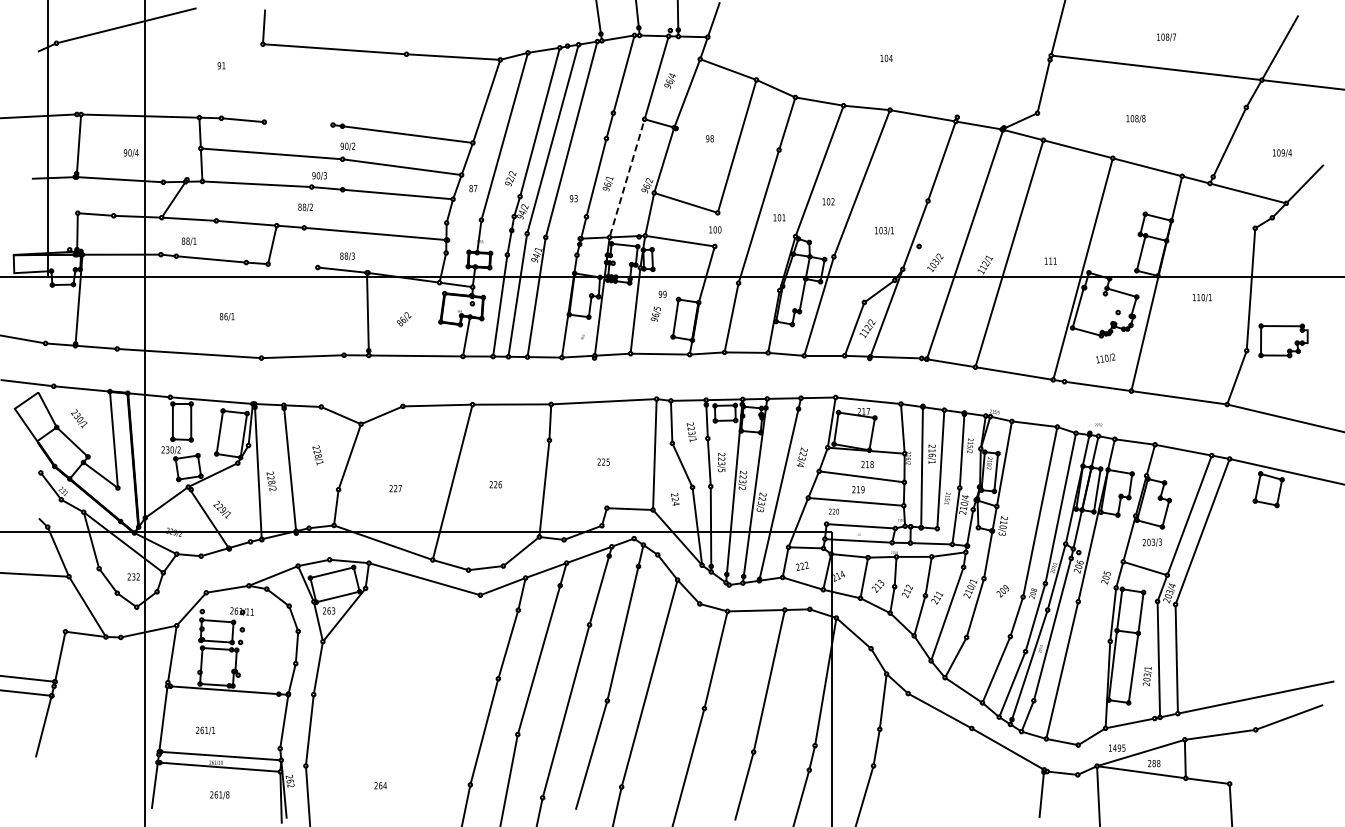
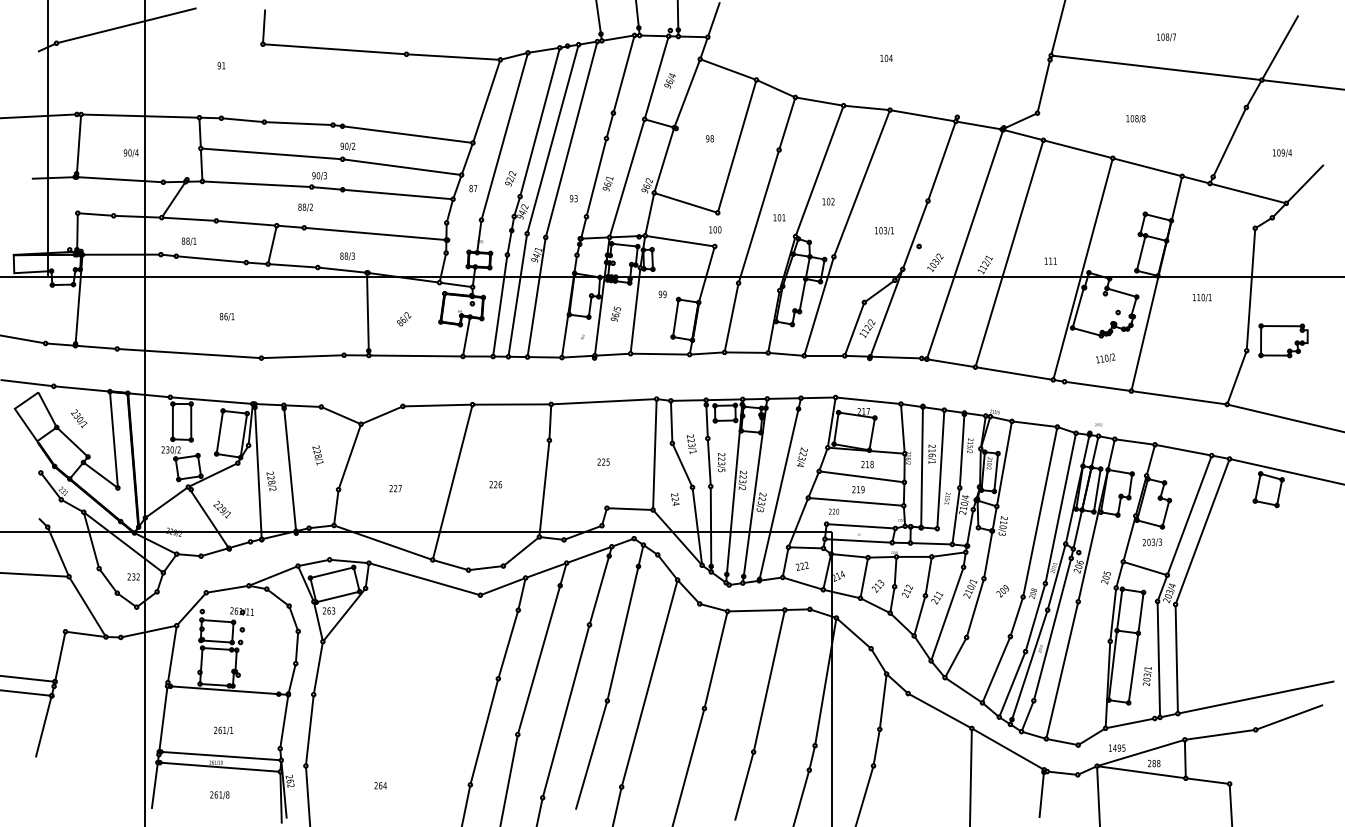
line: none -> present (298, 123)
line: dashed -> solid (627, 178)
line: none -> present (292, 265)
text position: (655, 313) -> (615, 313) (615, 313)
text position: (691, 432) -> (691, 444) (691, 444)
text position: (205, 730) -> (223, 730) (223, 730)
line: none -> present (970, 776)
